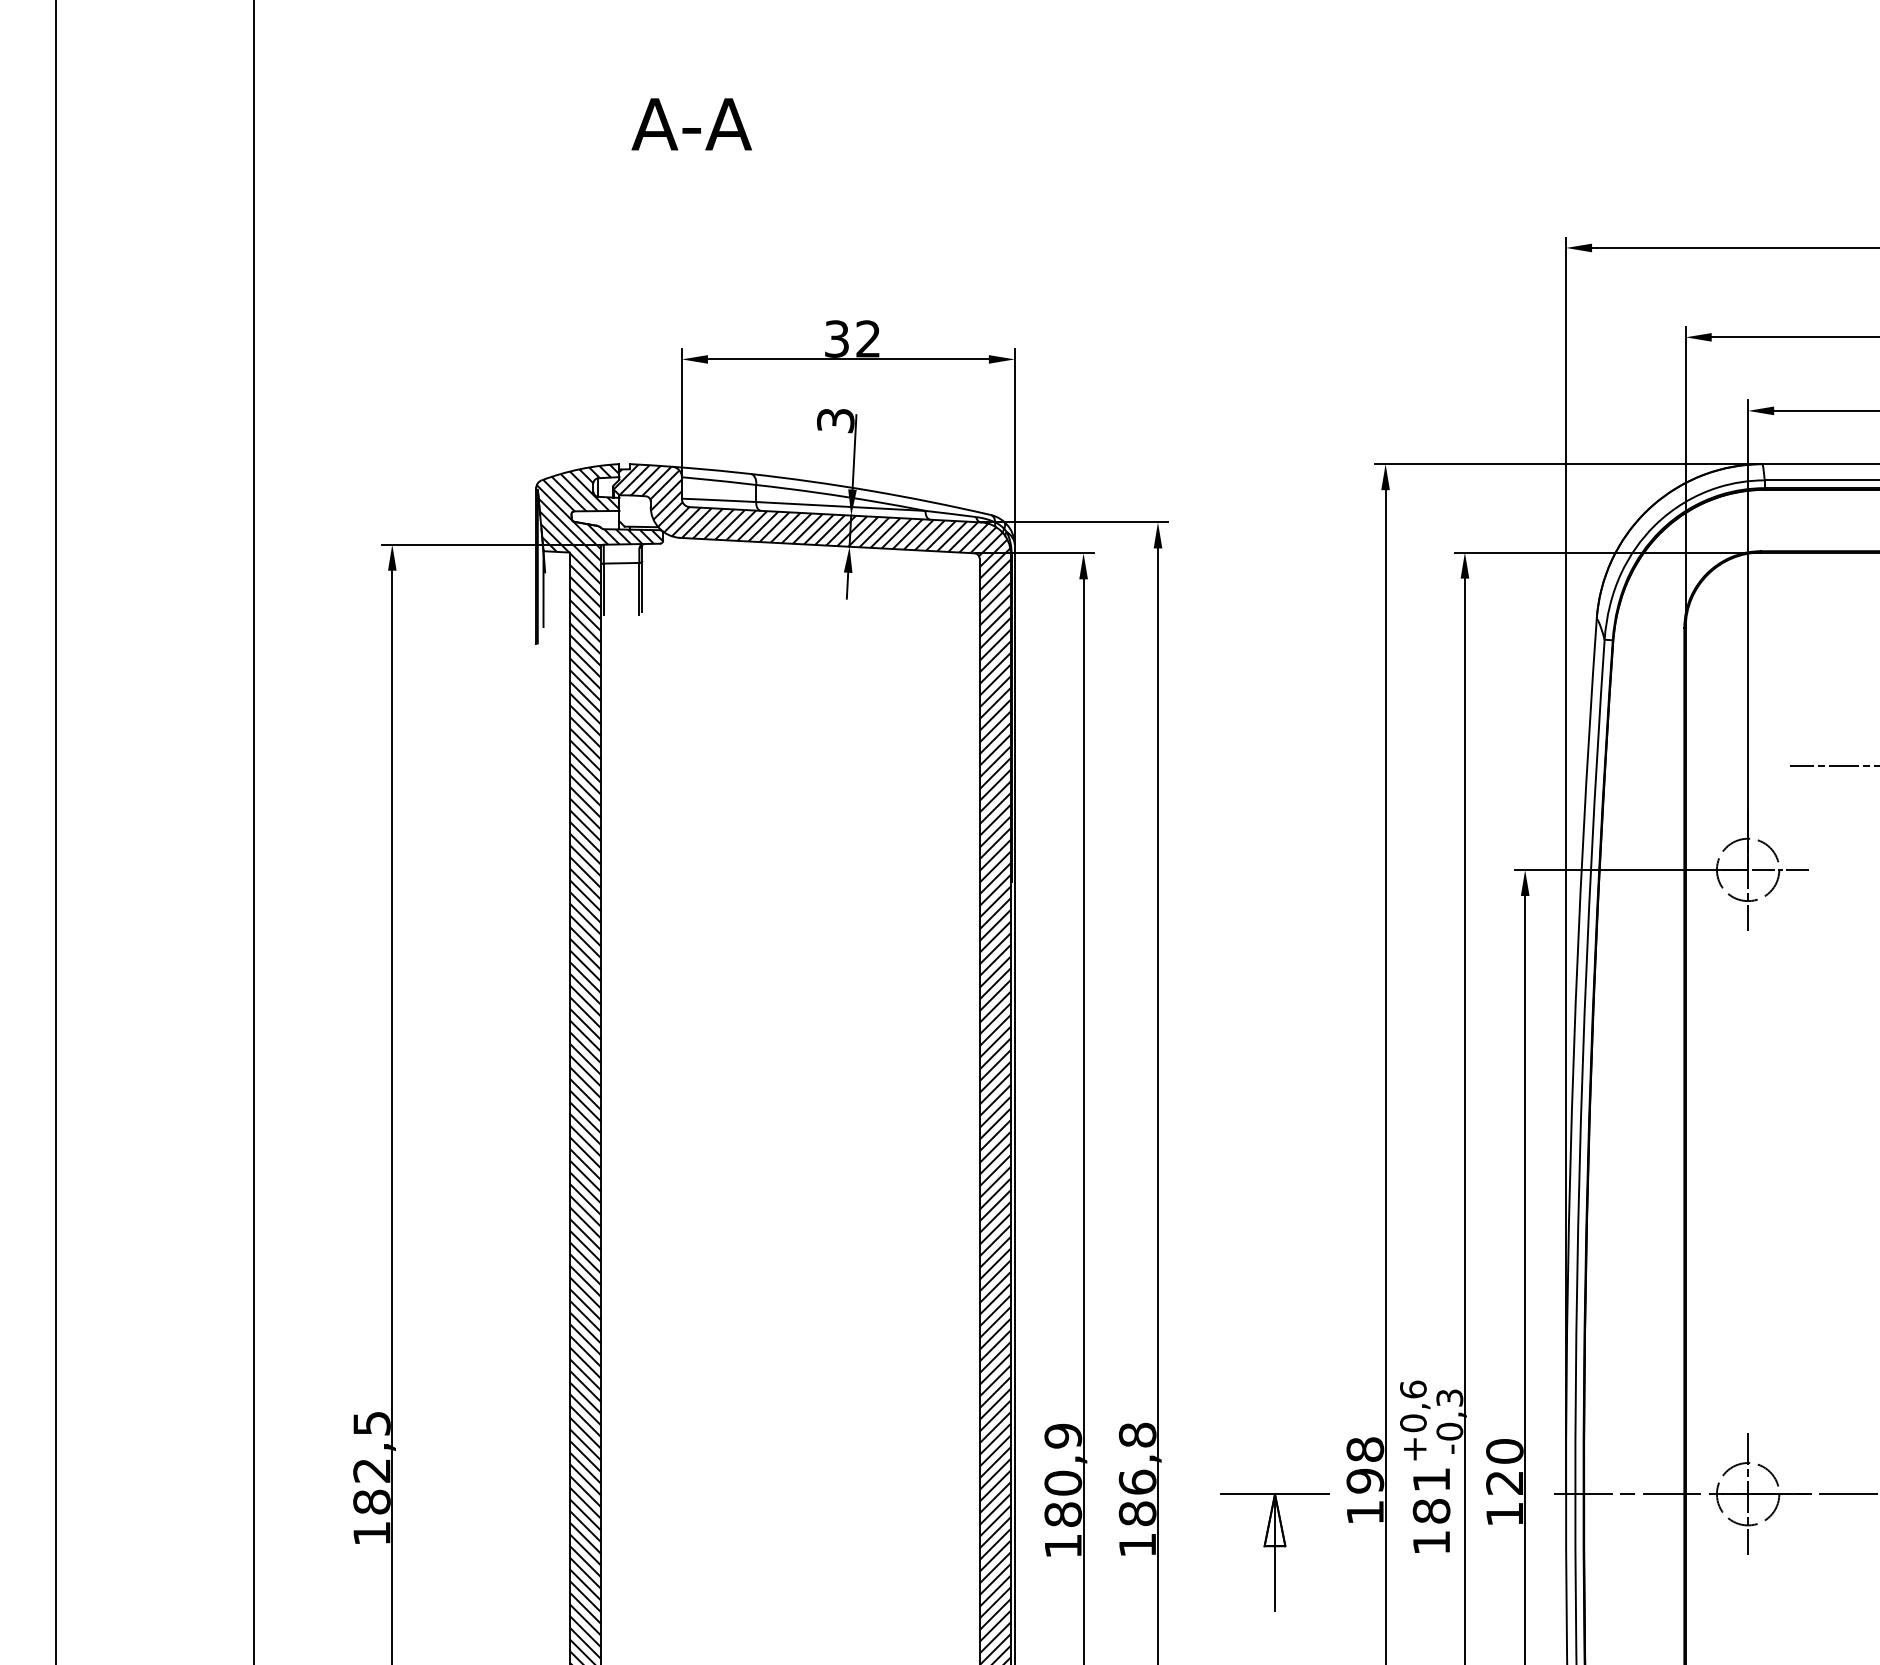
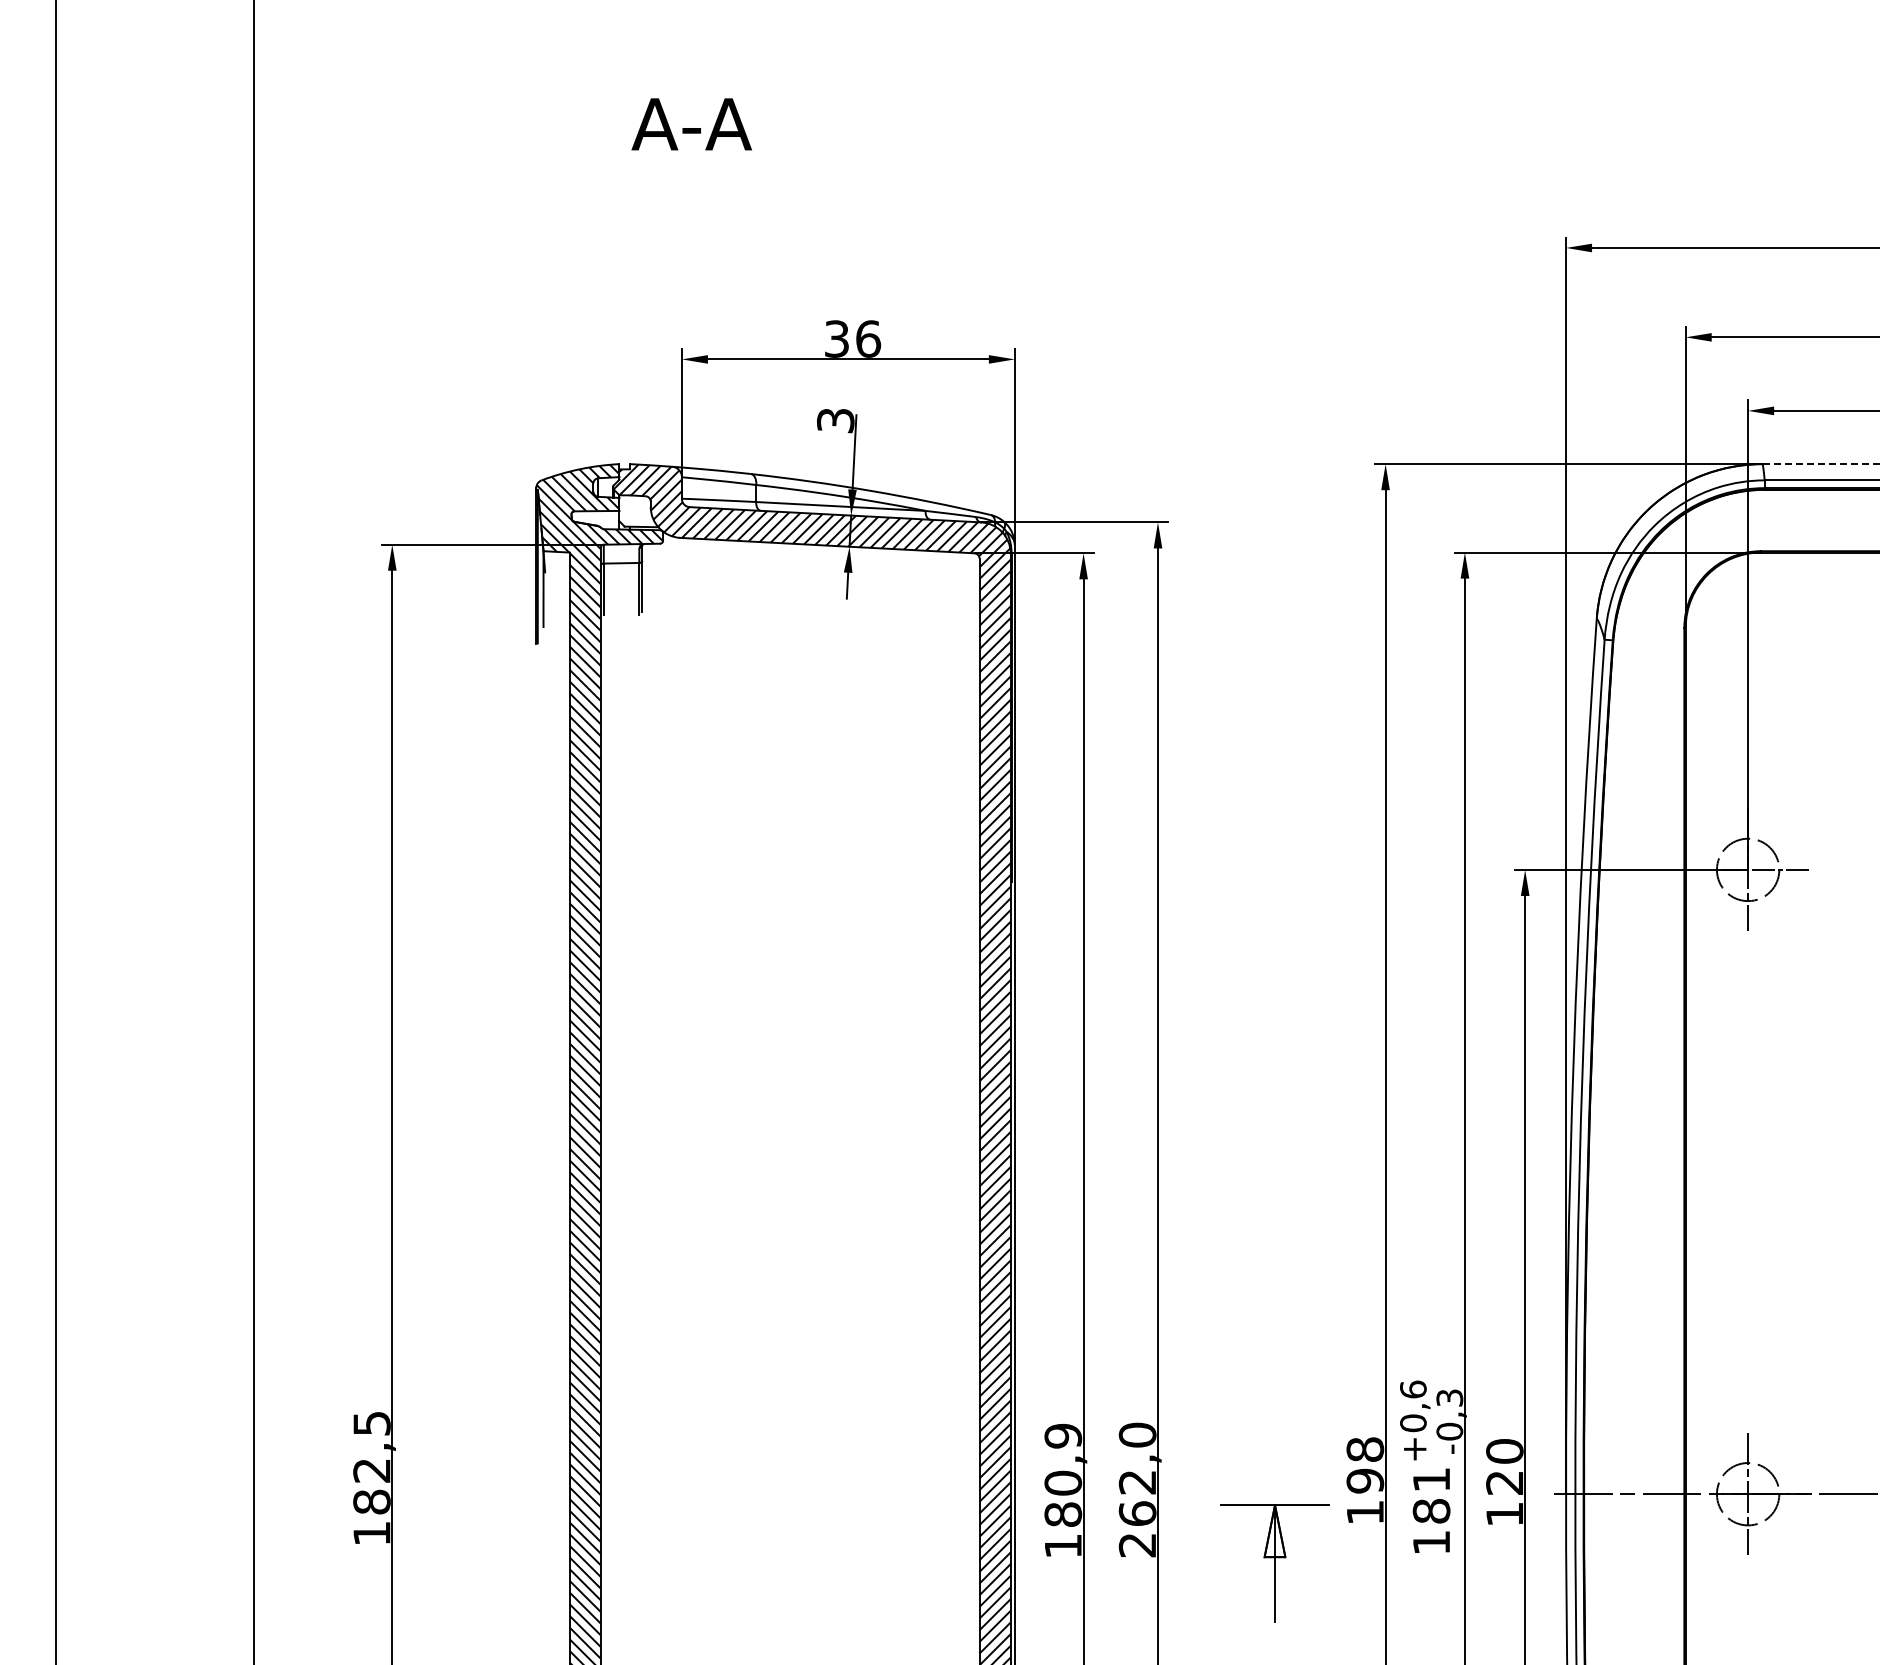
text: 32 -> 36 (868, 338)
line: solid -> dashed (1821, 464)
line: present -> none (1832, 765)
text: 186,8 -> 262,0 (1137, 1489)
part position: (1274, 1552) -> (1274, 1563) (1274, 1563)
